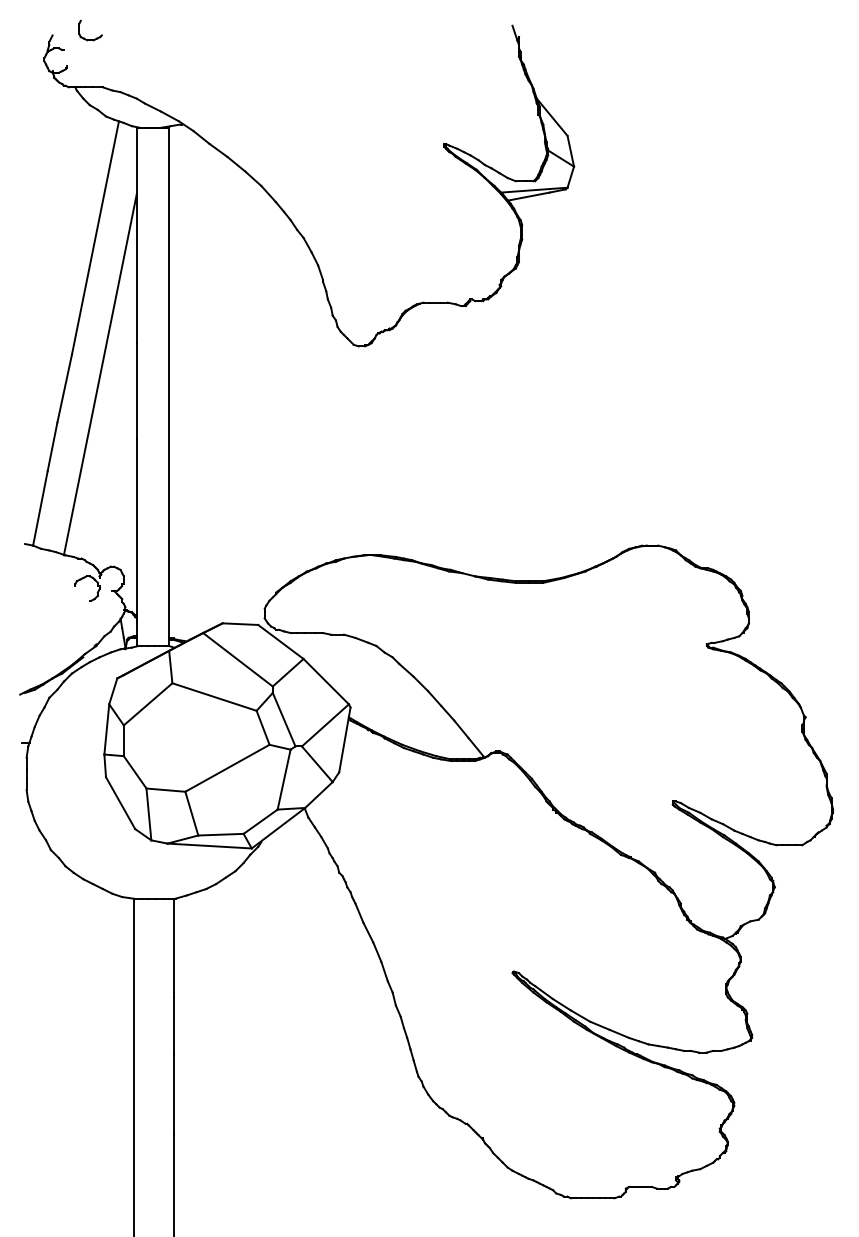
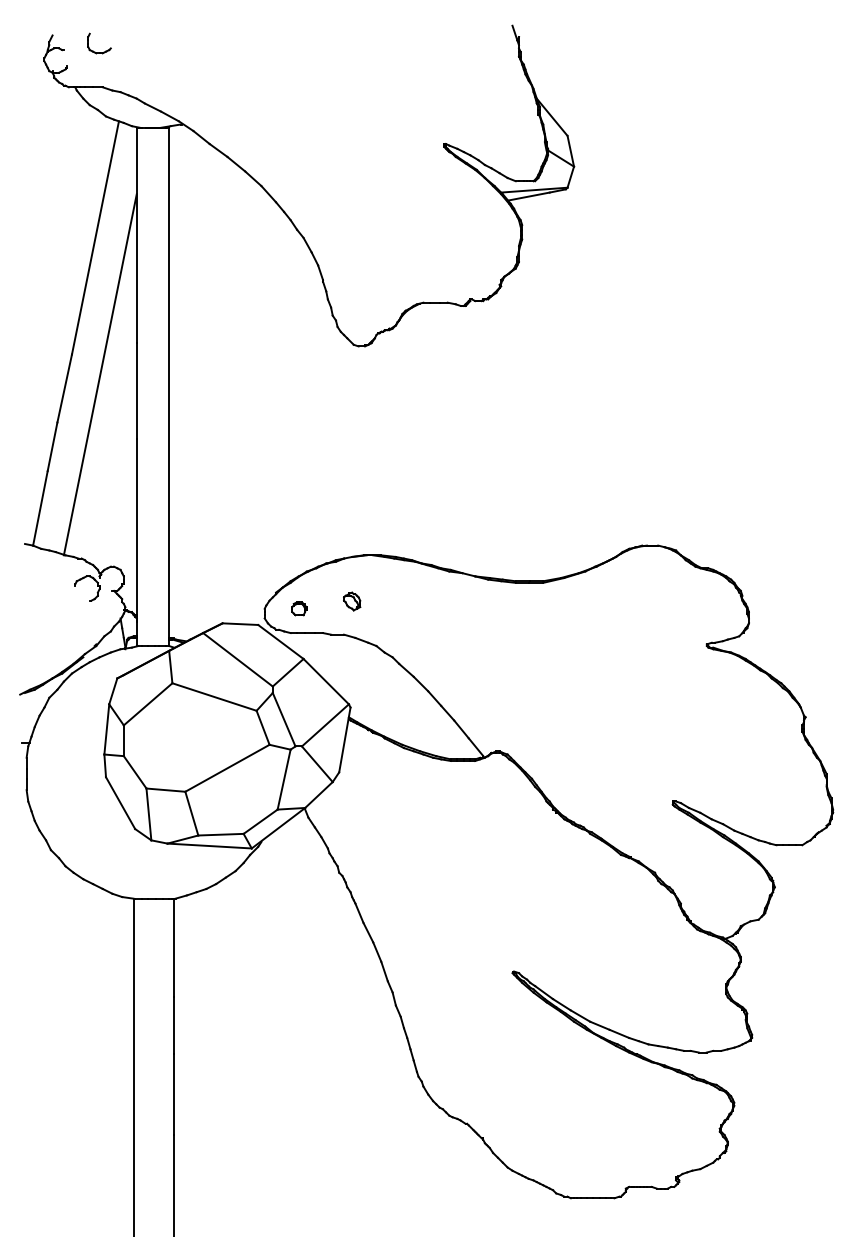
part position: (86, 38) -> (95, 51) (95, 51)
part: none -> present (352, 601)
part: none -> present (299, 608)
